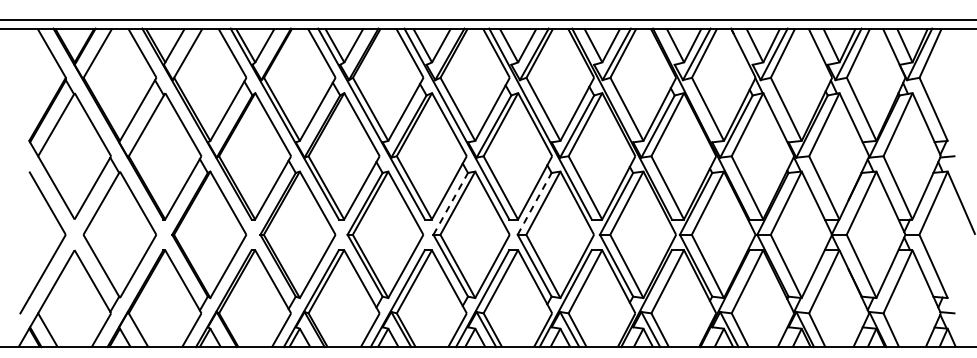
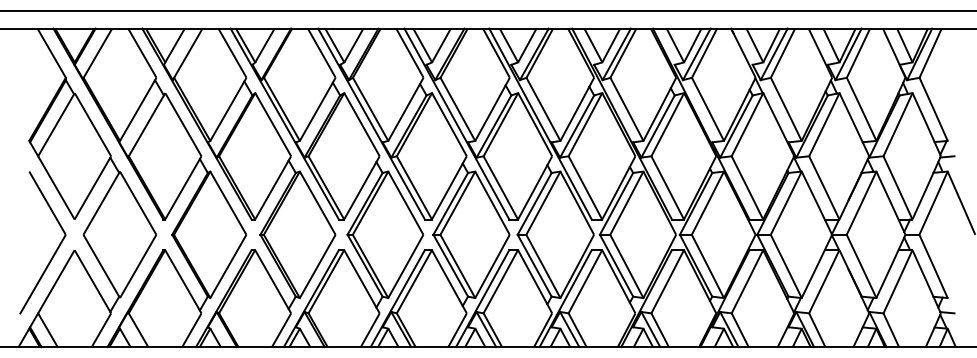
line position: (487, 19) -> (487, 10) (487, 10)
line: dashed -> solid (450, 203)
line: dashed -> solid (534, 203)
